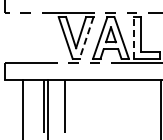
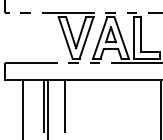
line: dashed -> solid (86, 38)
line: dashed -> solid (133, 38)
